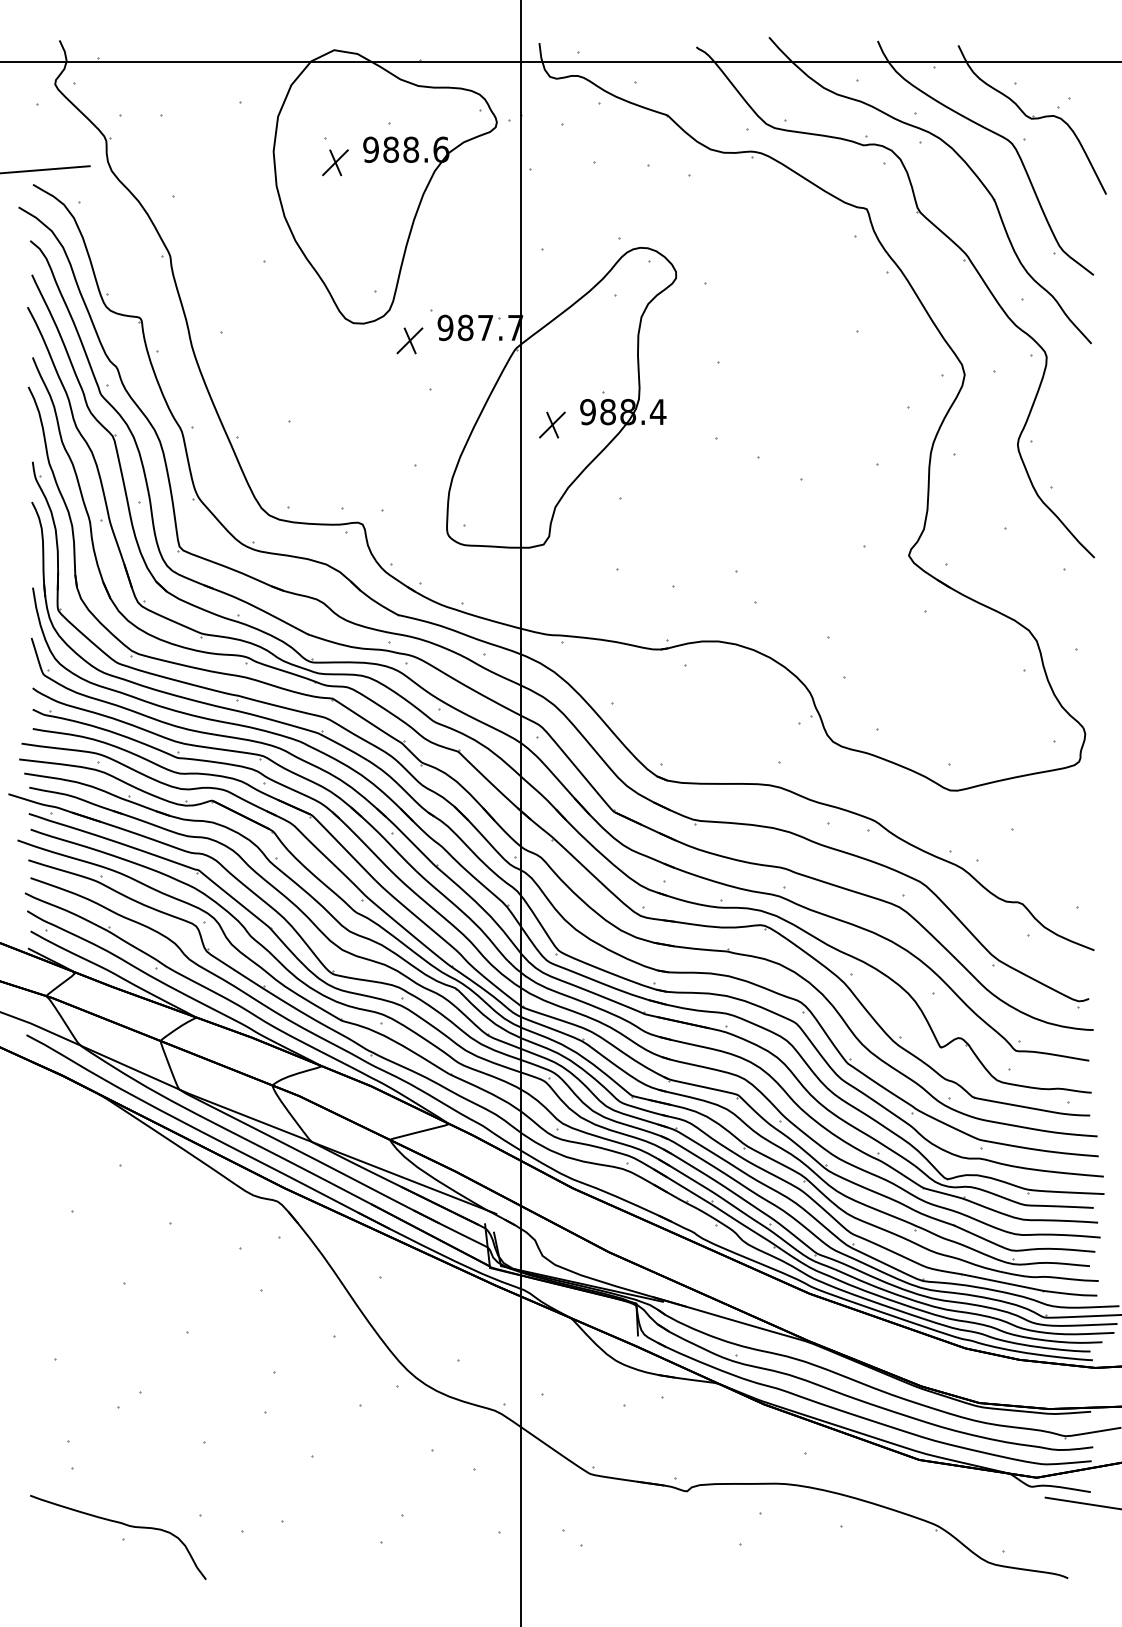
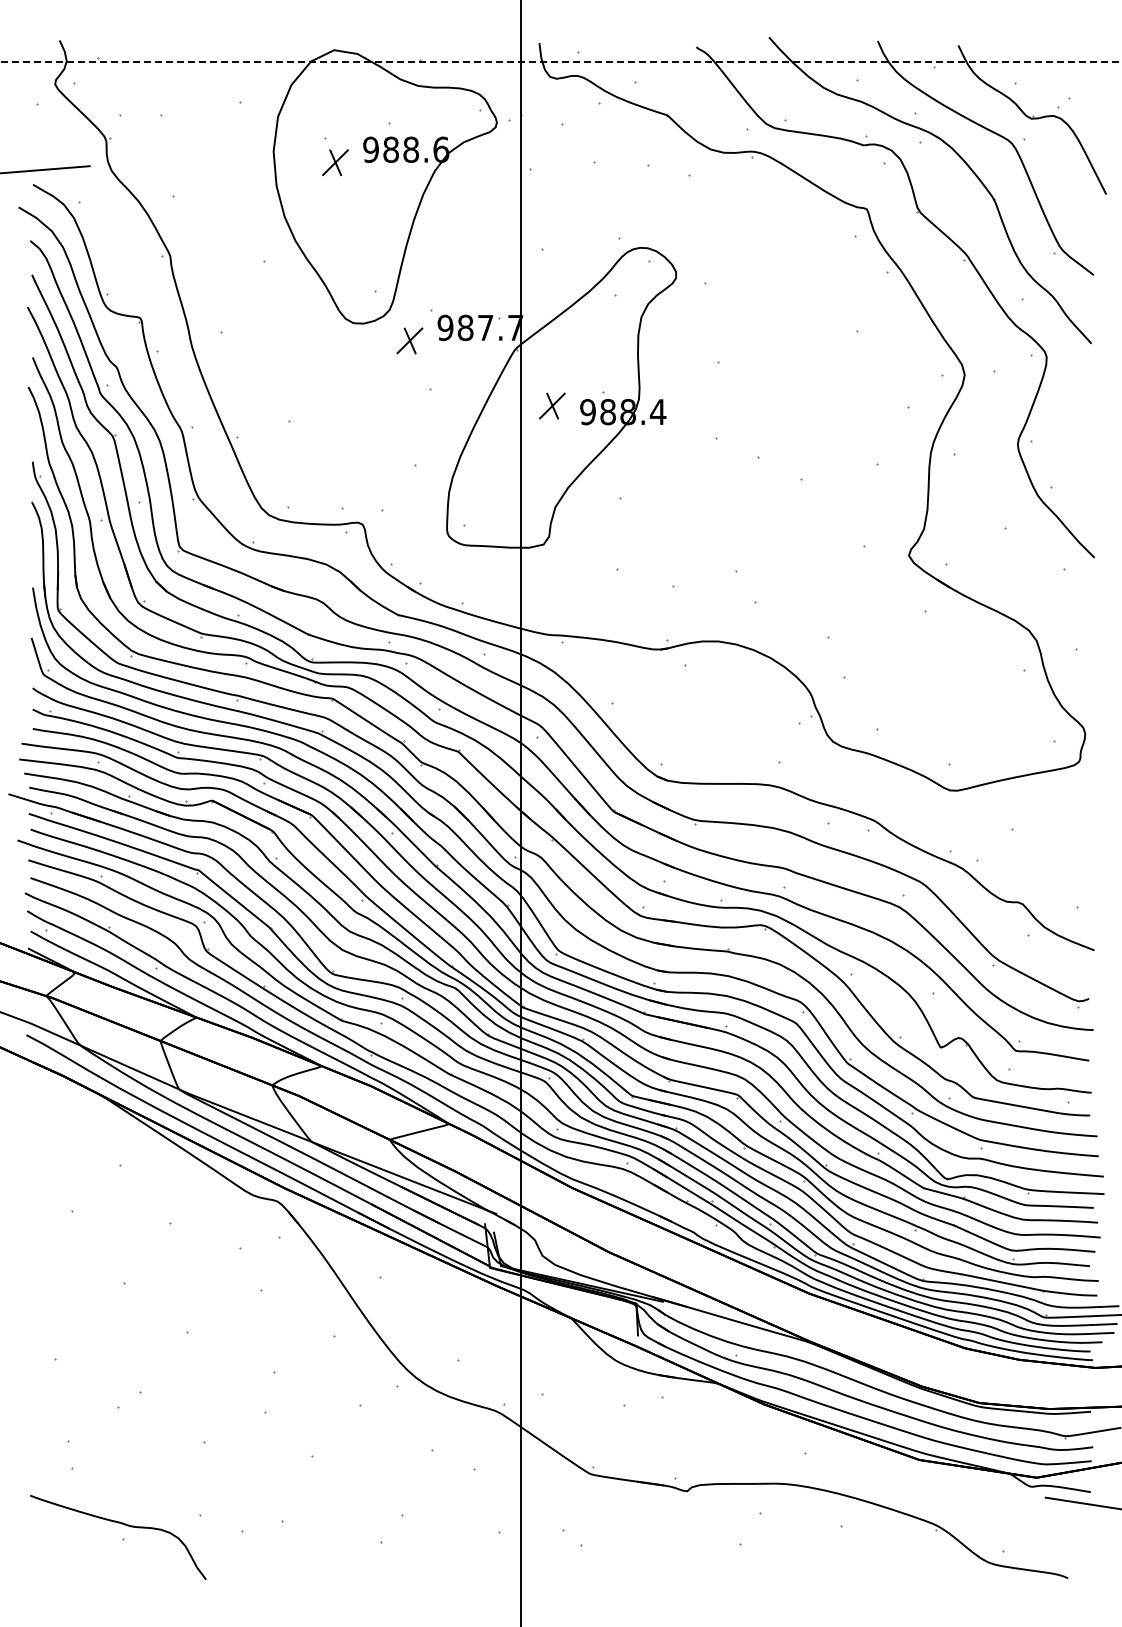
line: solid -> dashed (561, 62)
part position: (552, 424) -> (552, 405) (552, 405)
